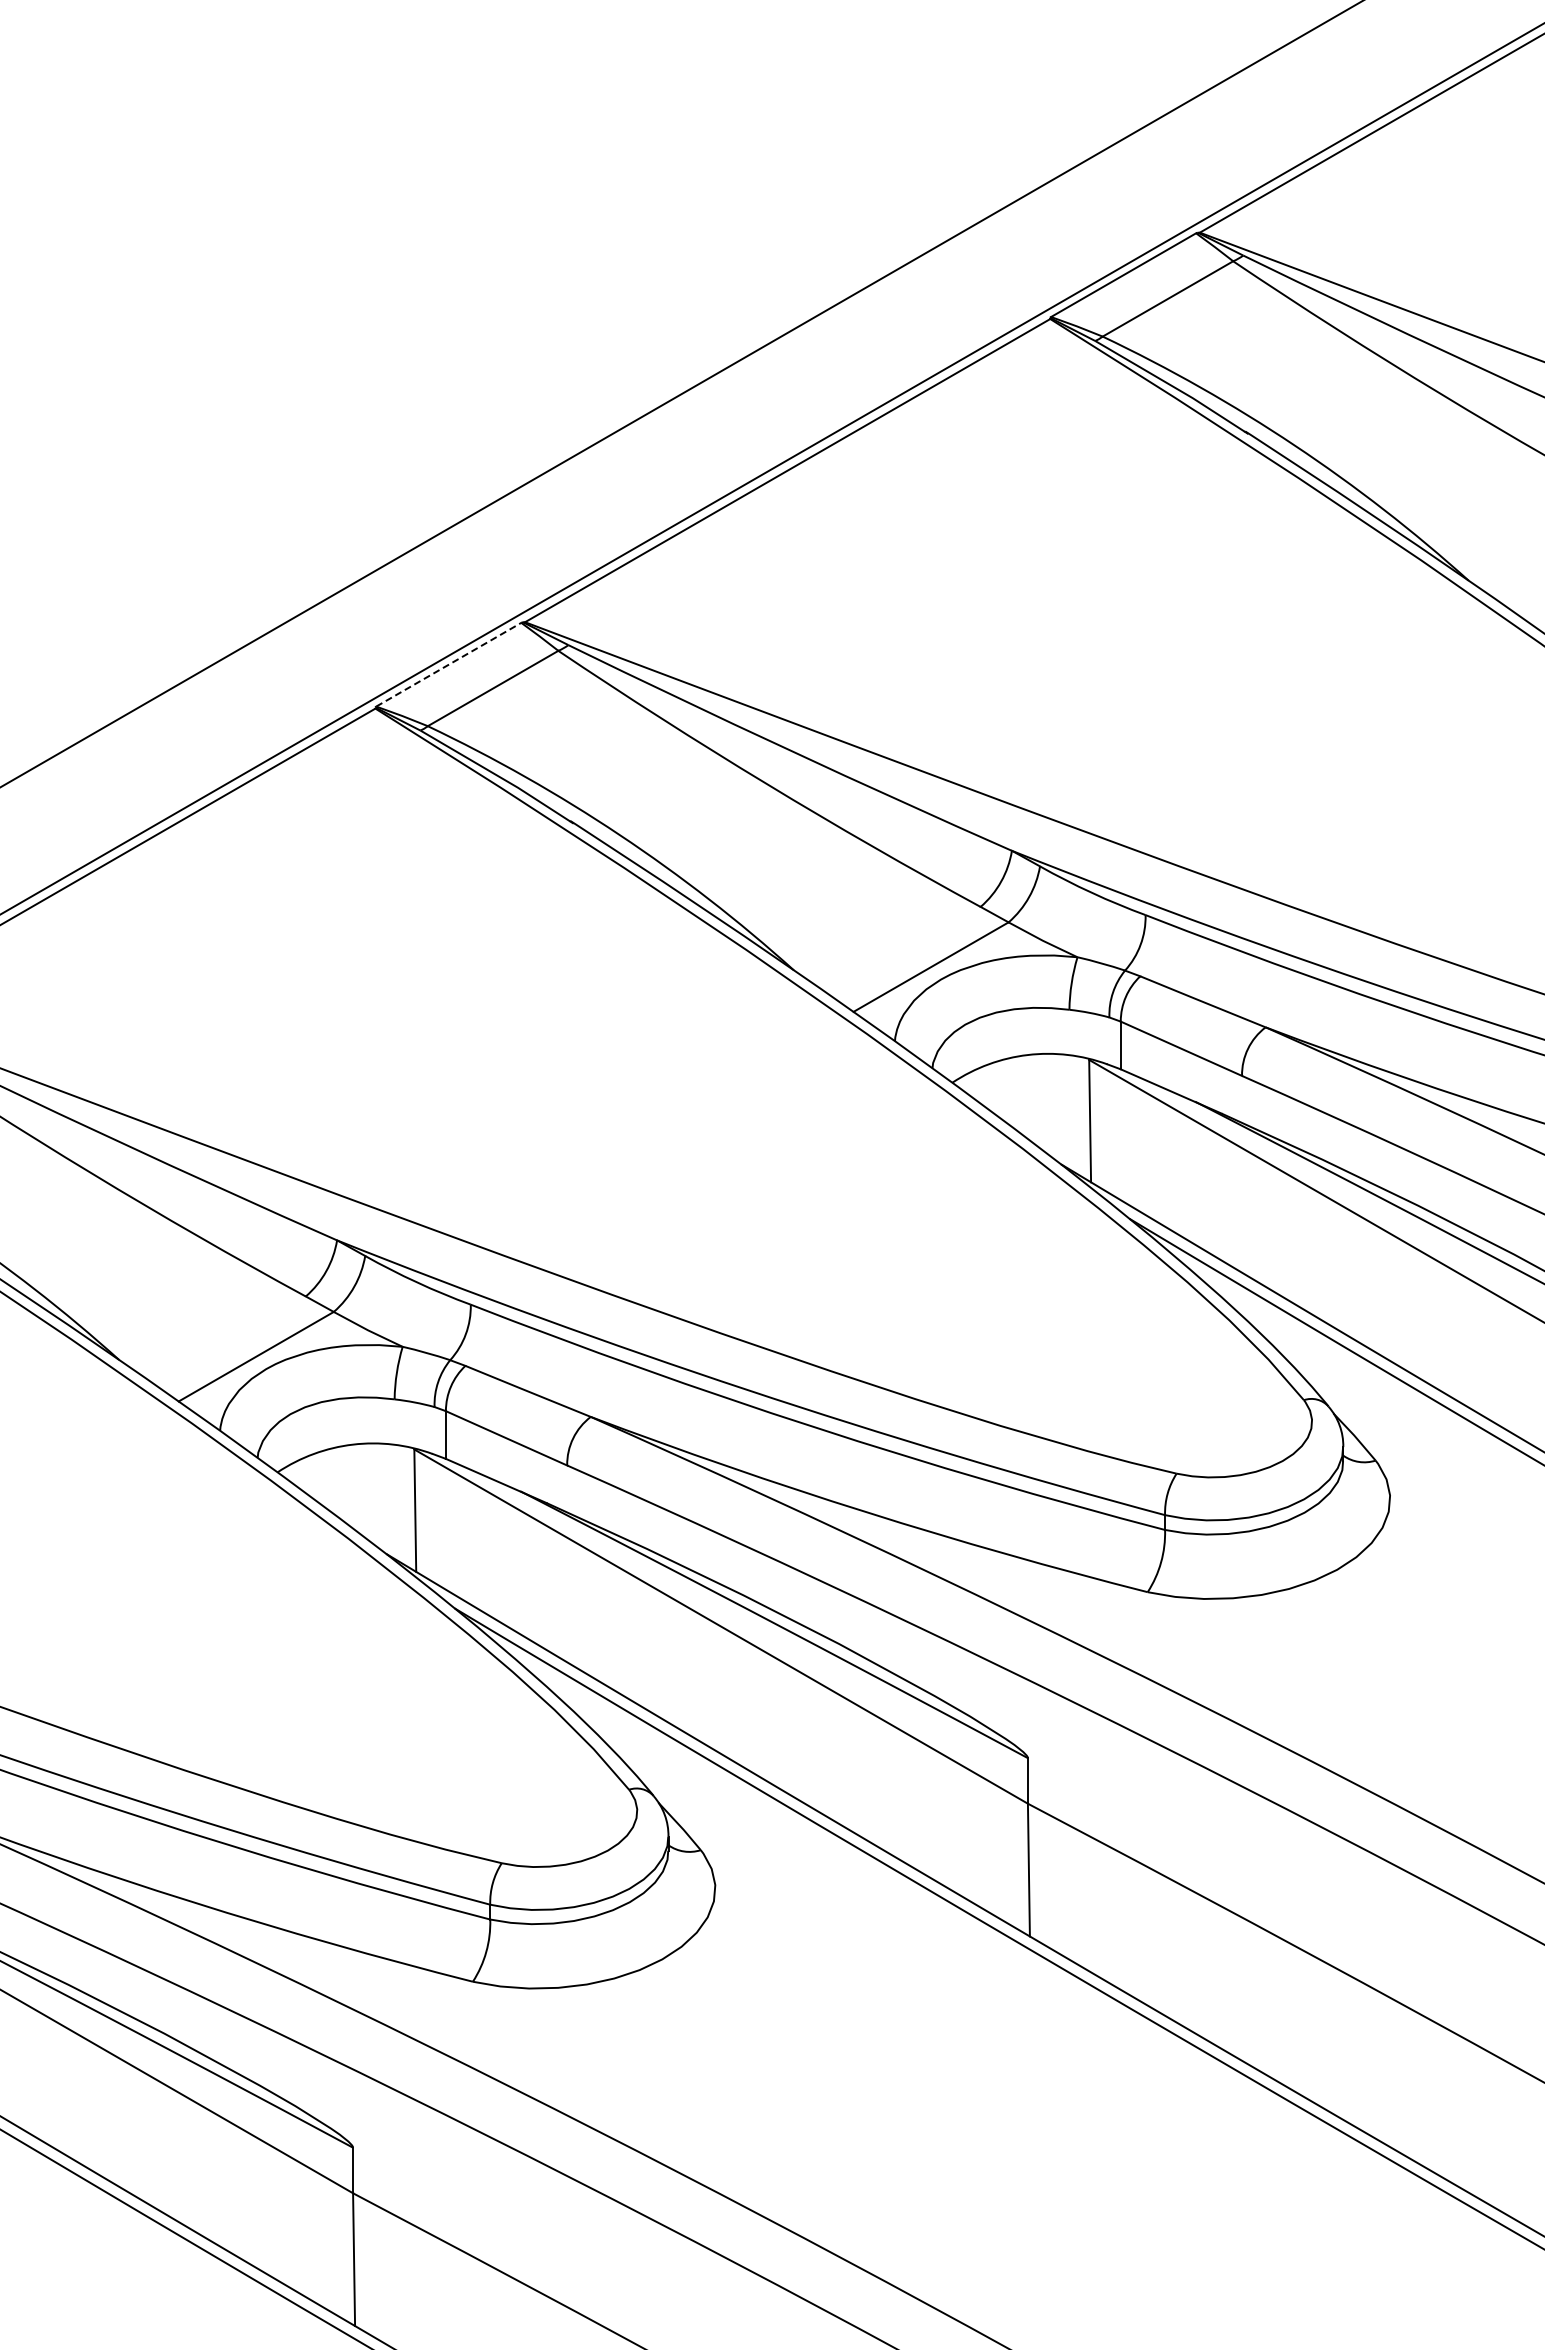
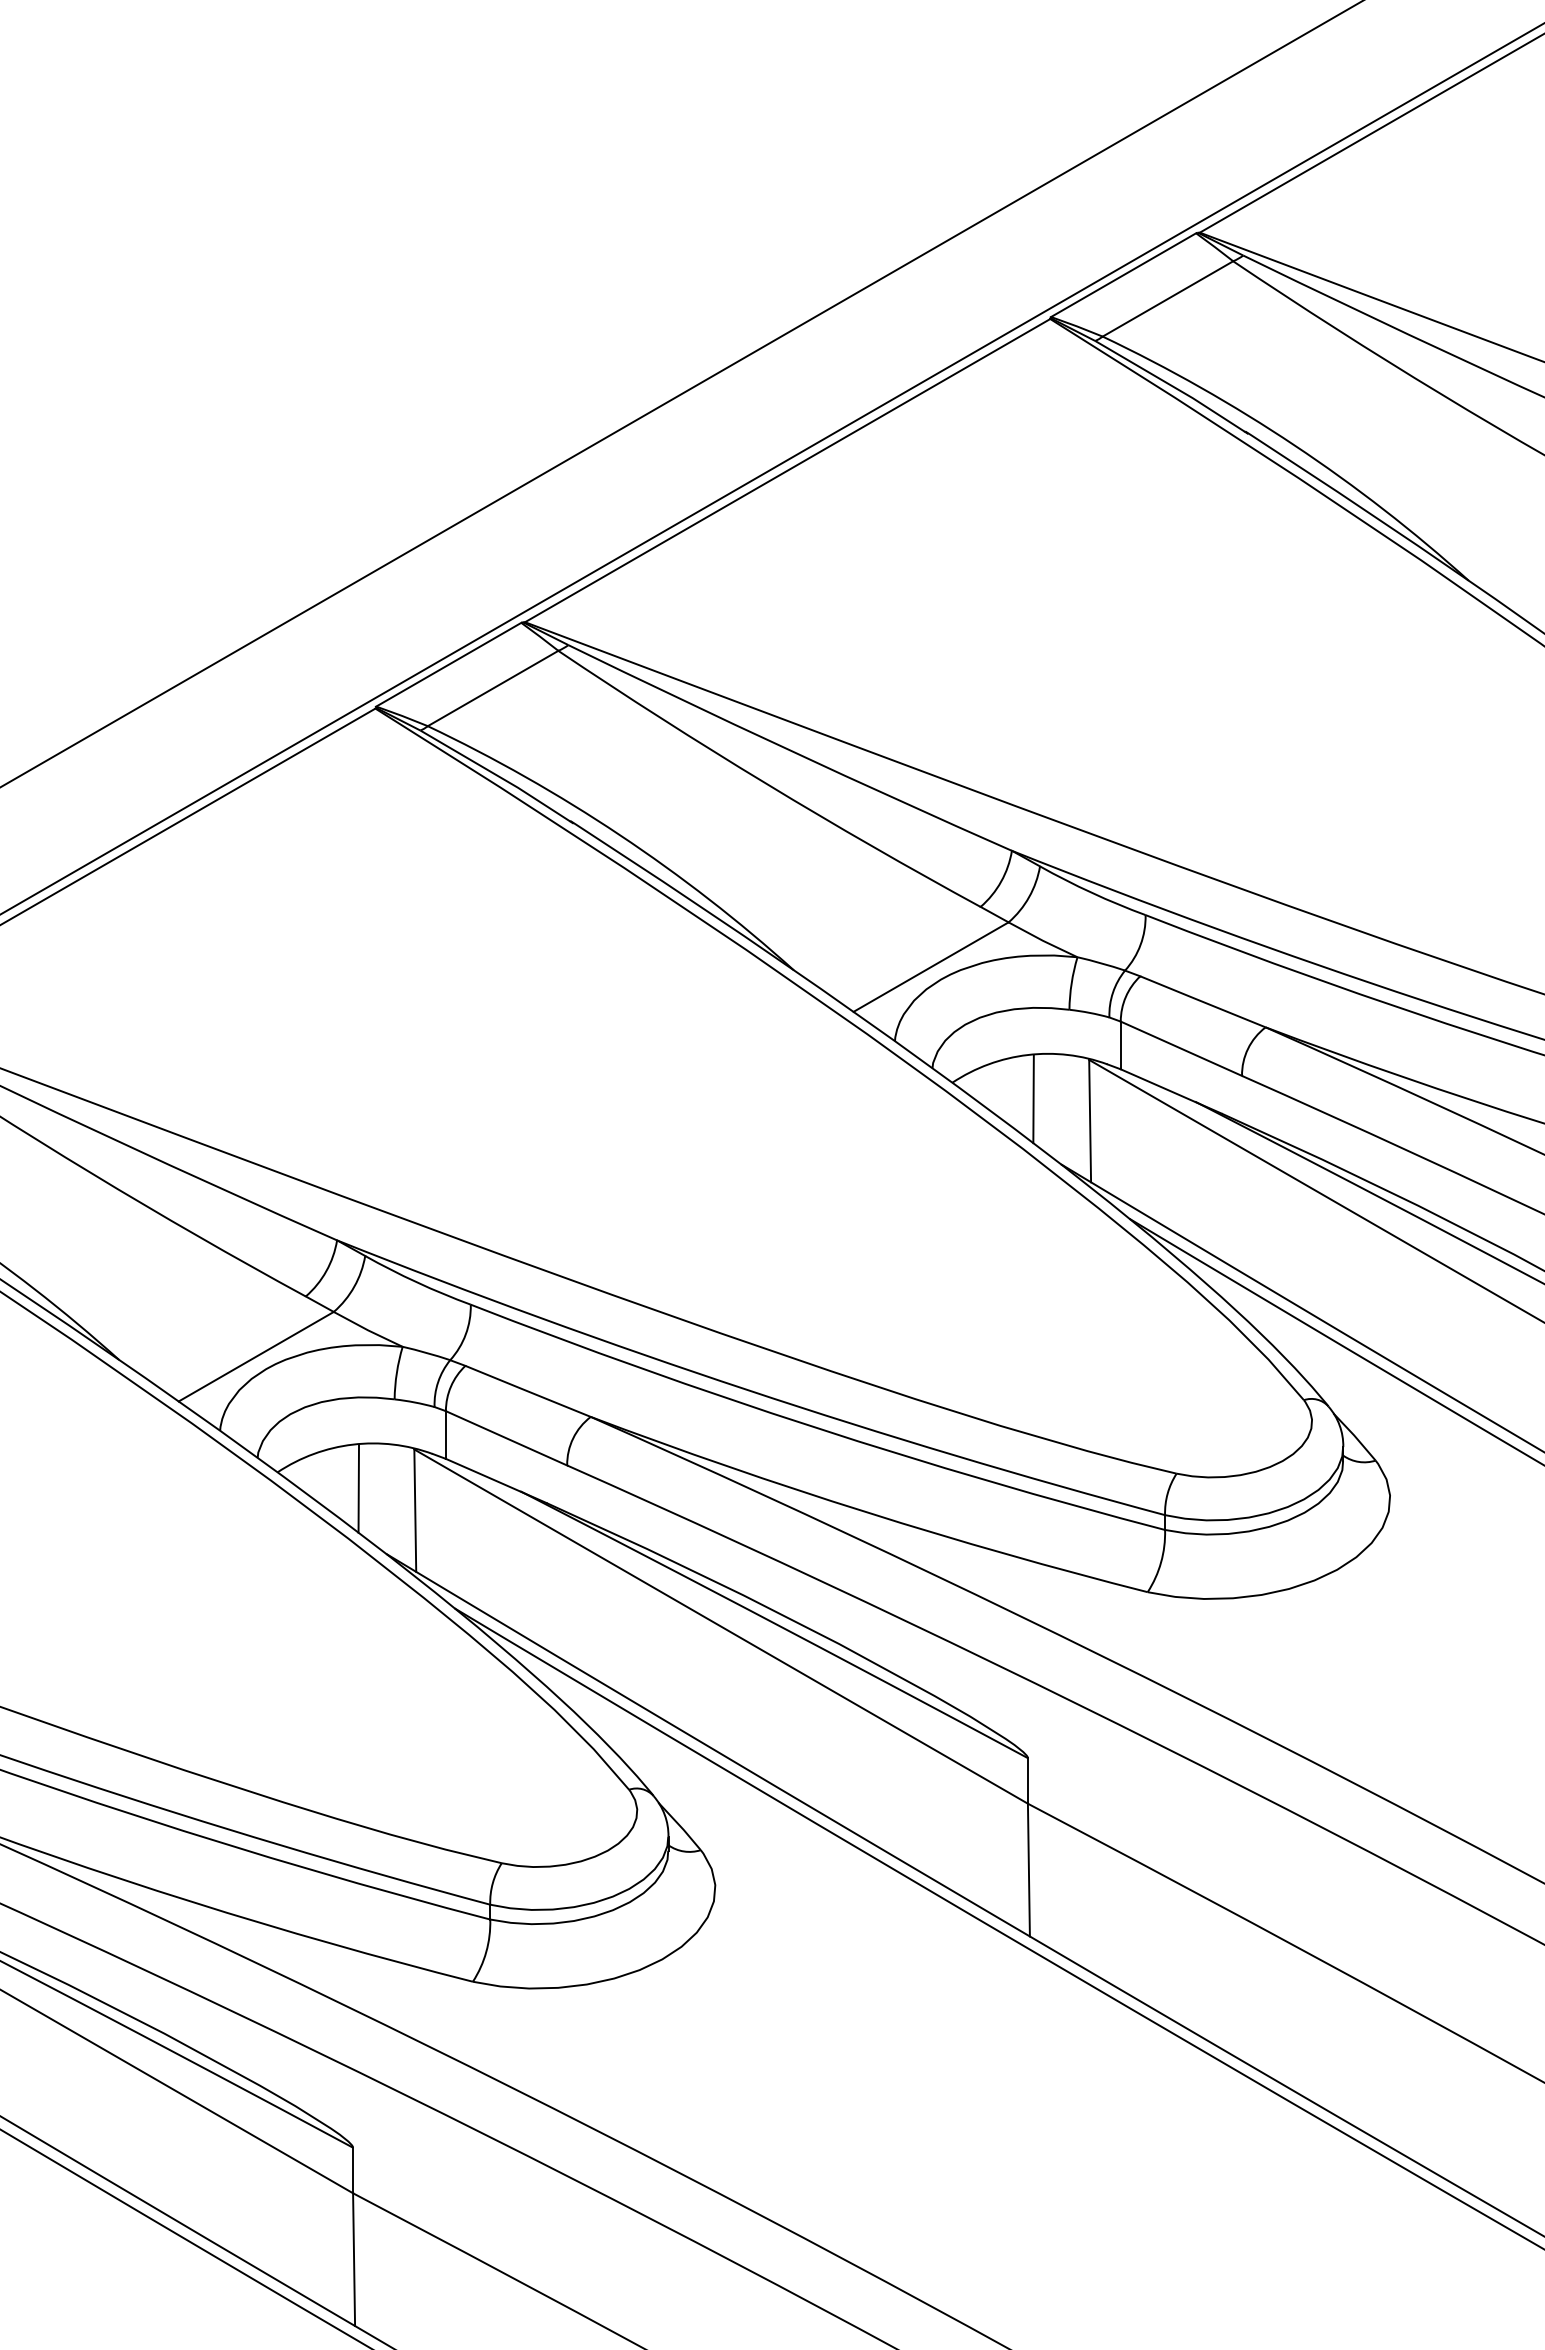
line: dashed -> solid (448, 664)
line: none -> present (1033, 1099)
line: none -> present (358, 1488)
